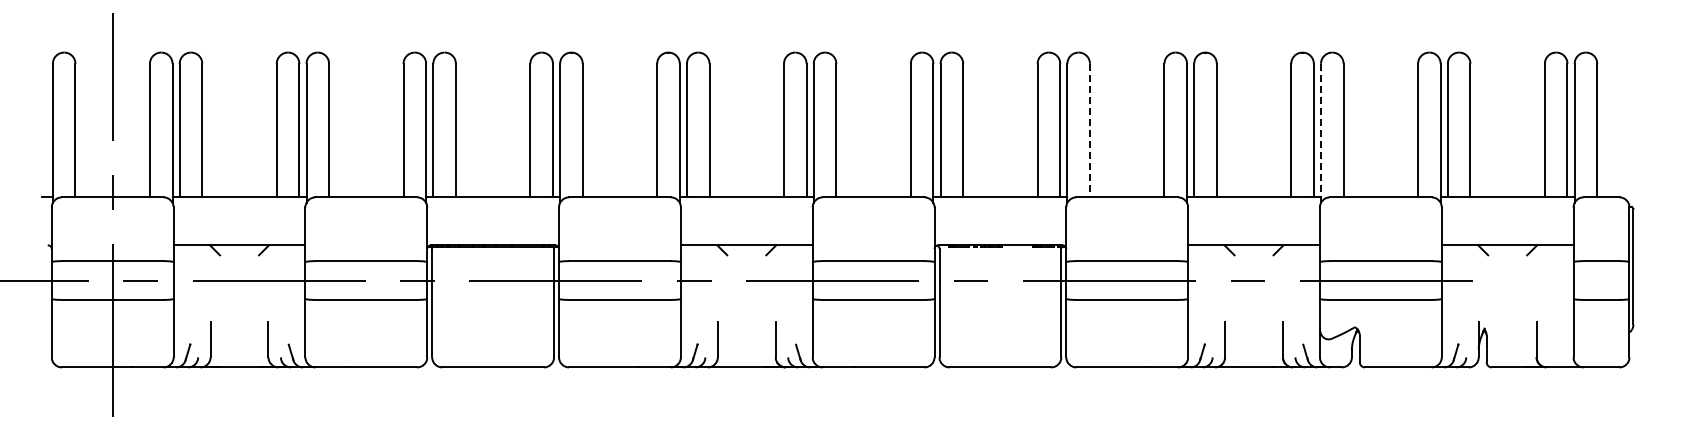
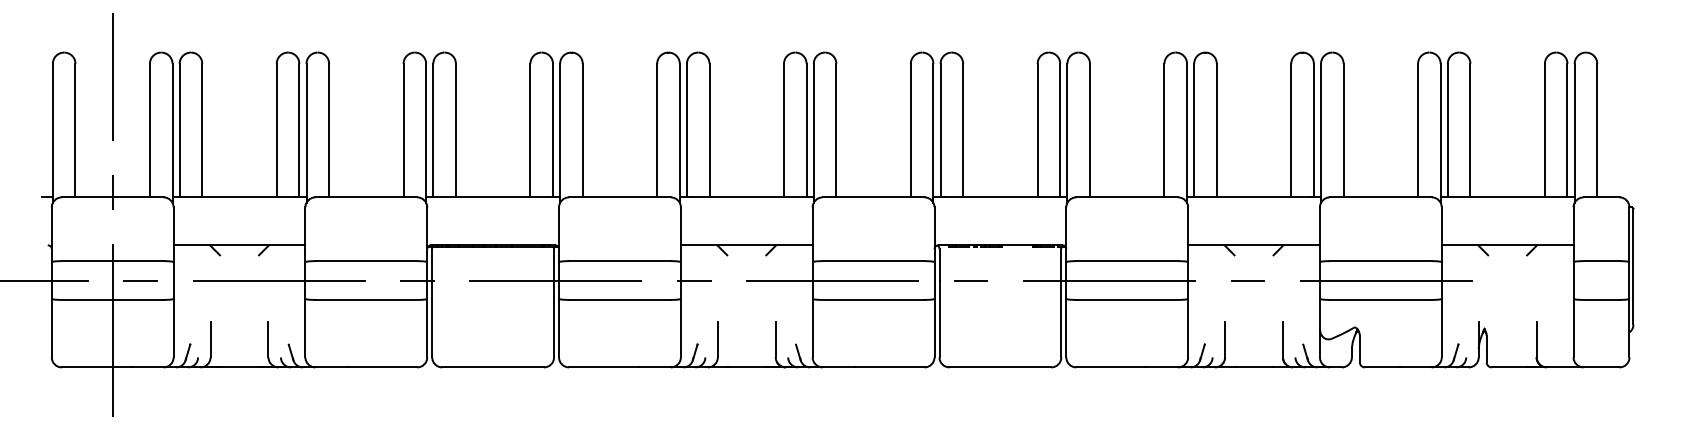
line: dashed -> solid (1089, 130)
line: dashed -> solid (1321, 133)
